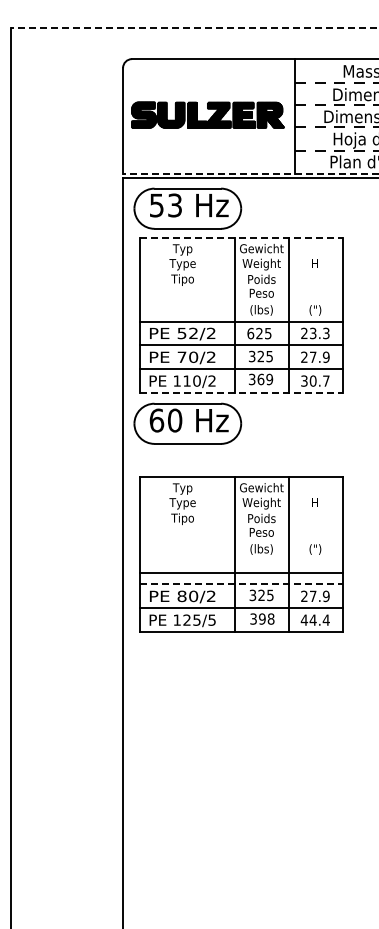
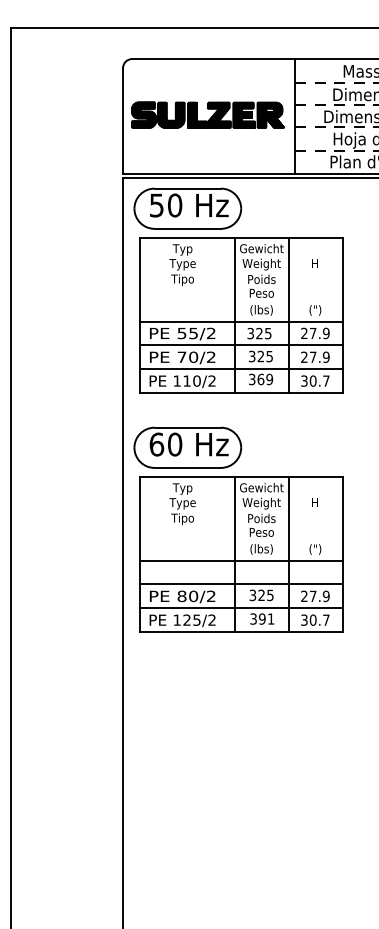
line: dashed -> solid (194, 27)
line: dashed -> solid (250, 173)
text: 53 -> 50 (175, 205)
line: dashed -> solid (241, 238)
text: 52/2 -> 55/2 (193, 333)
text: 625 -> 325 (250, 333)
text: 23.3 -> 27.9 (319, 333)
line: dashed -> solid (241, 393)
part position: (187, 423) -> (187, 447) (187, 447)
line position: (241, 572) -> (241, 560) (241, 560)
line: dashed -> solid (241, 584)
text: 398 -> 391 (270, 618)
text: 125/5 -> 125/2 (211, 619)
text: 44.4 -> 30.7 (314, 619)
